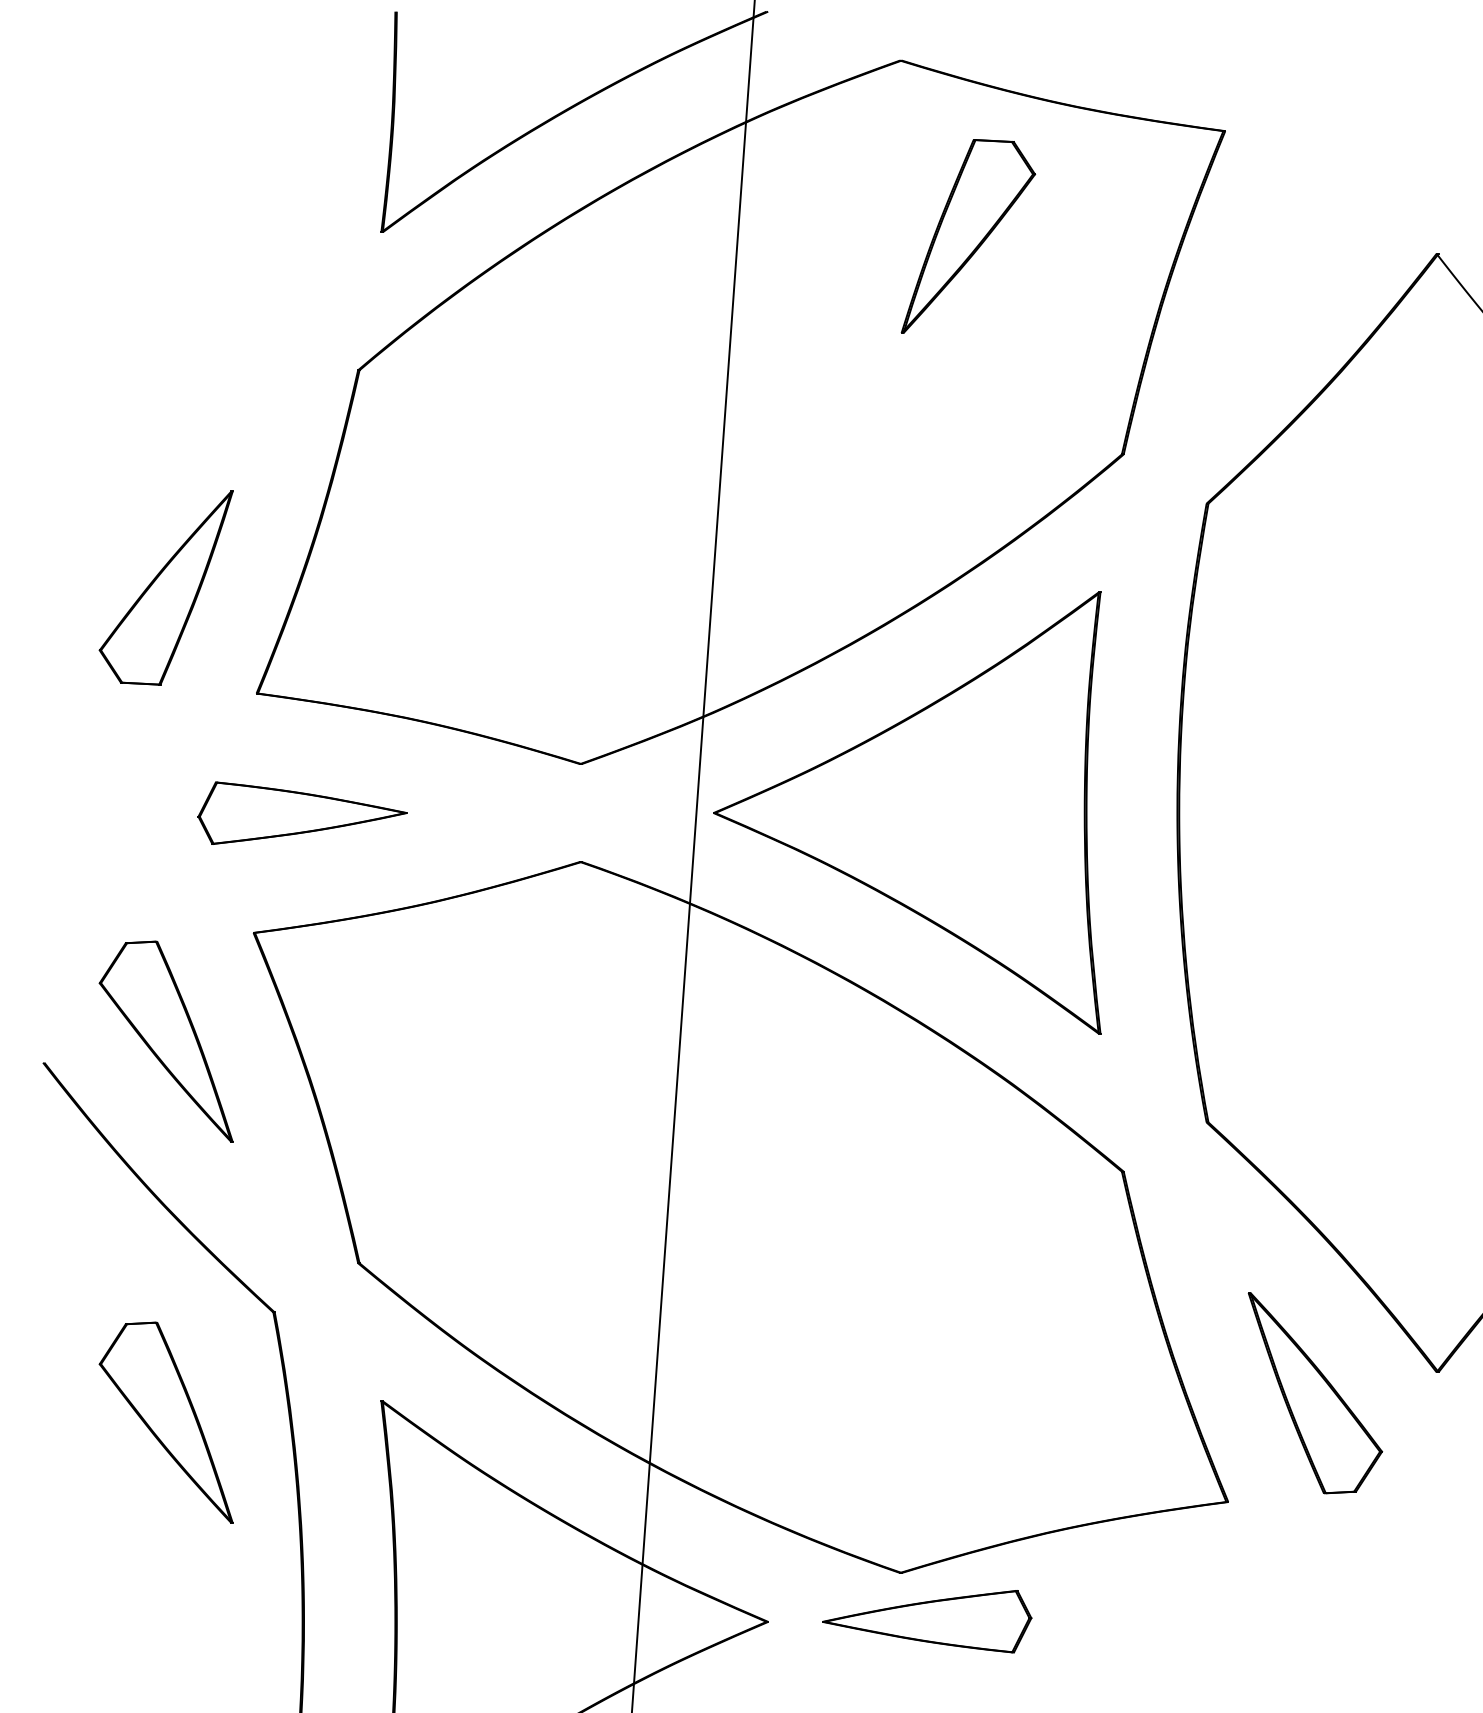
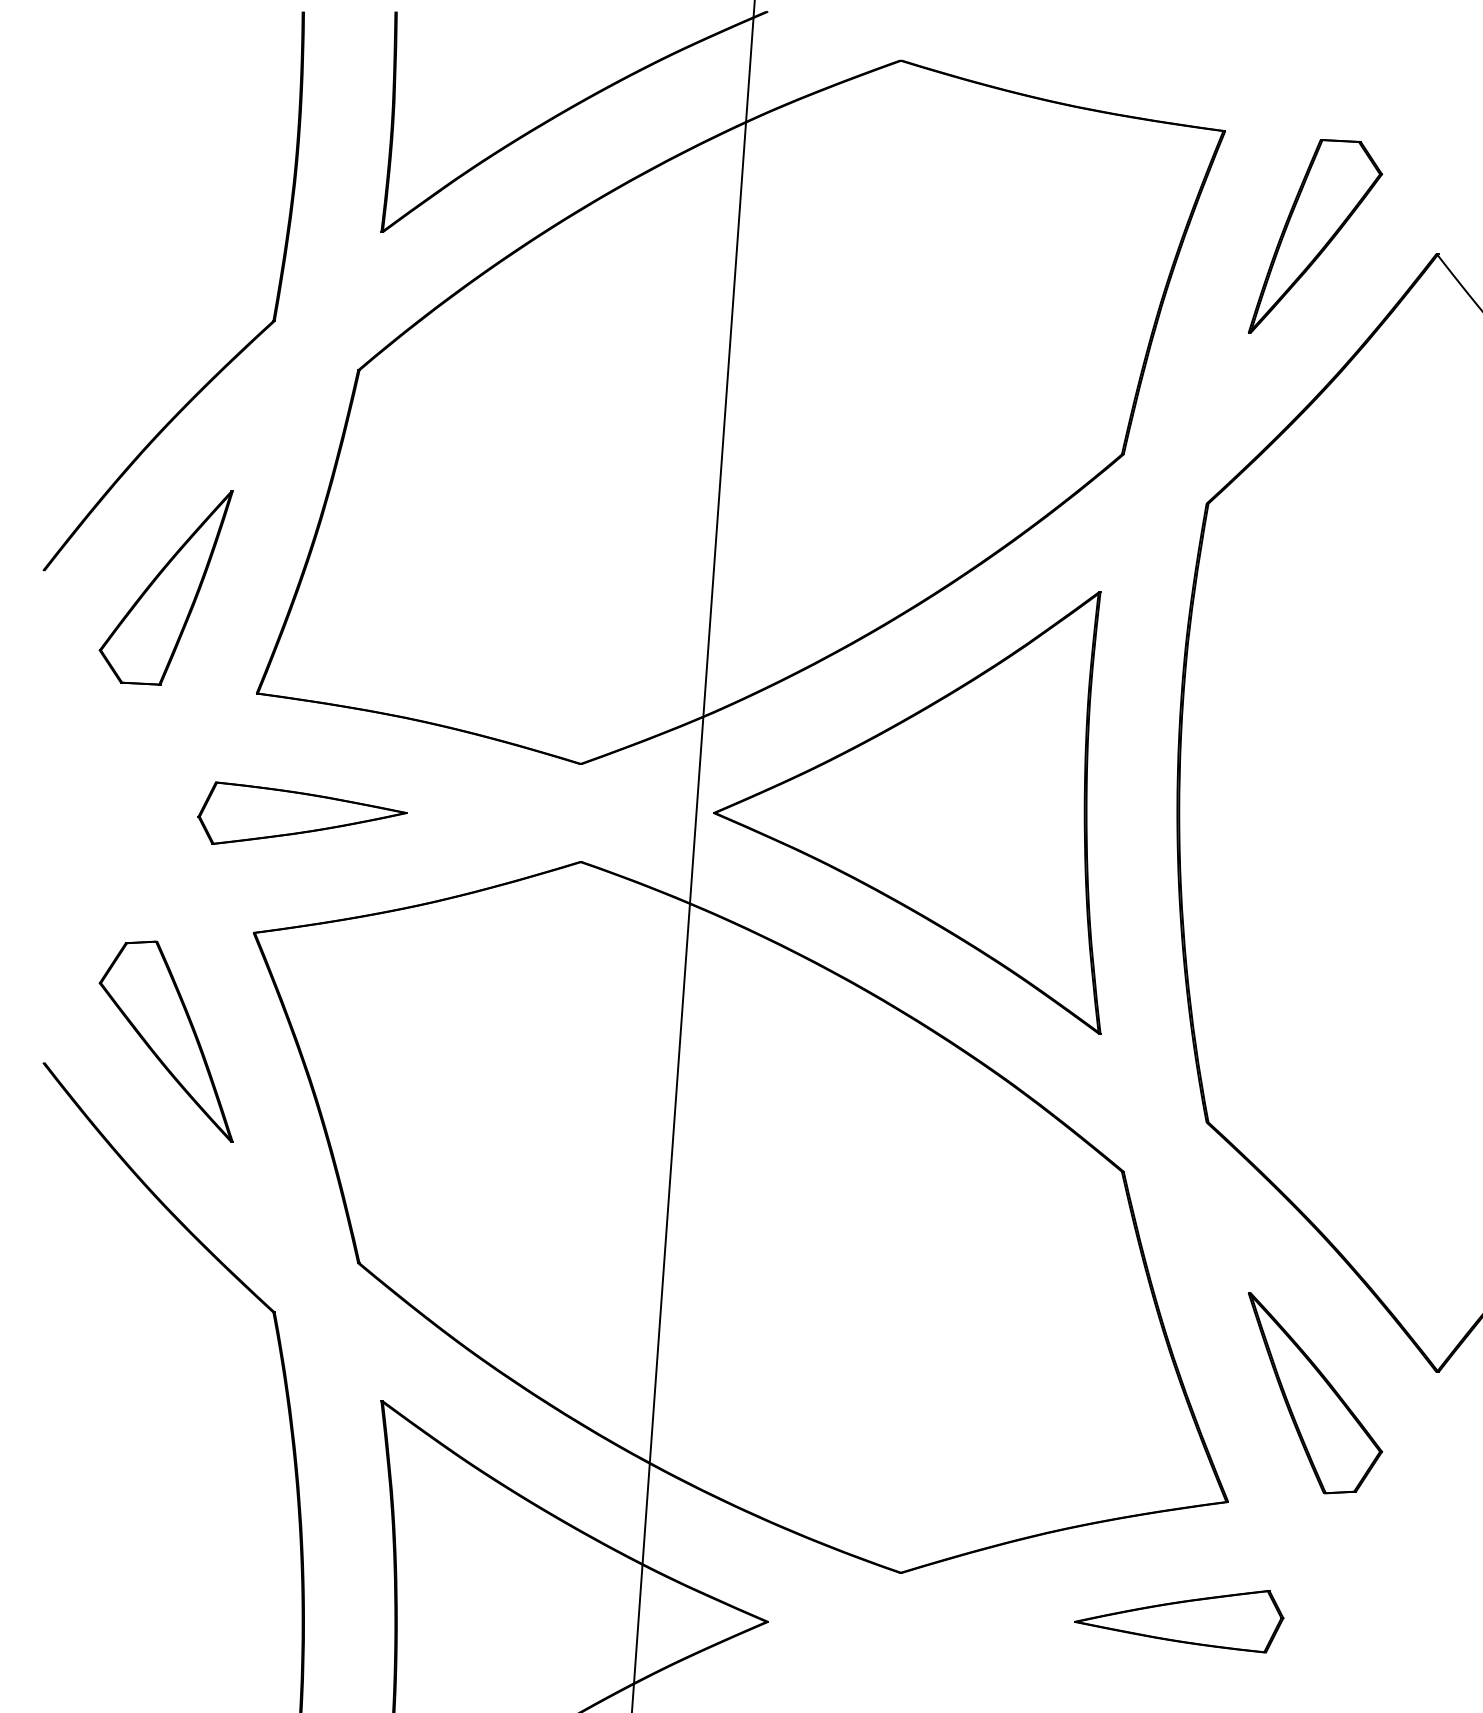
part position: (968, 236) -> (1315, 236) (1315, 236)
part: none -> present (234, 355)
part: present -> none (165, 1422)
part position: (927, 1621) -> (1179, 1621) (1179, 1621)
